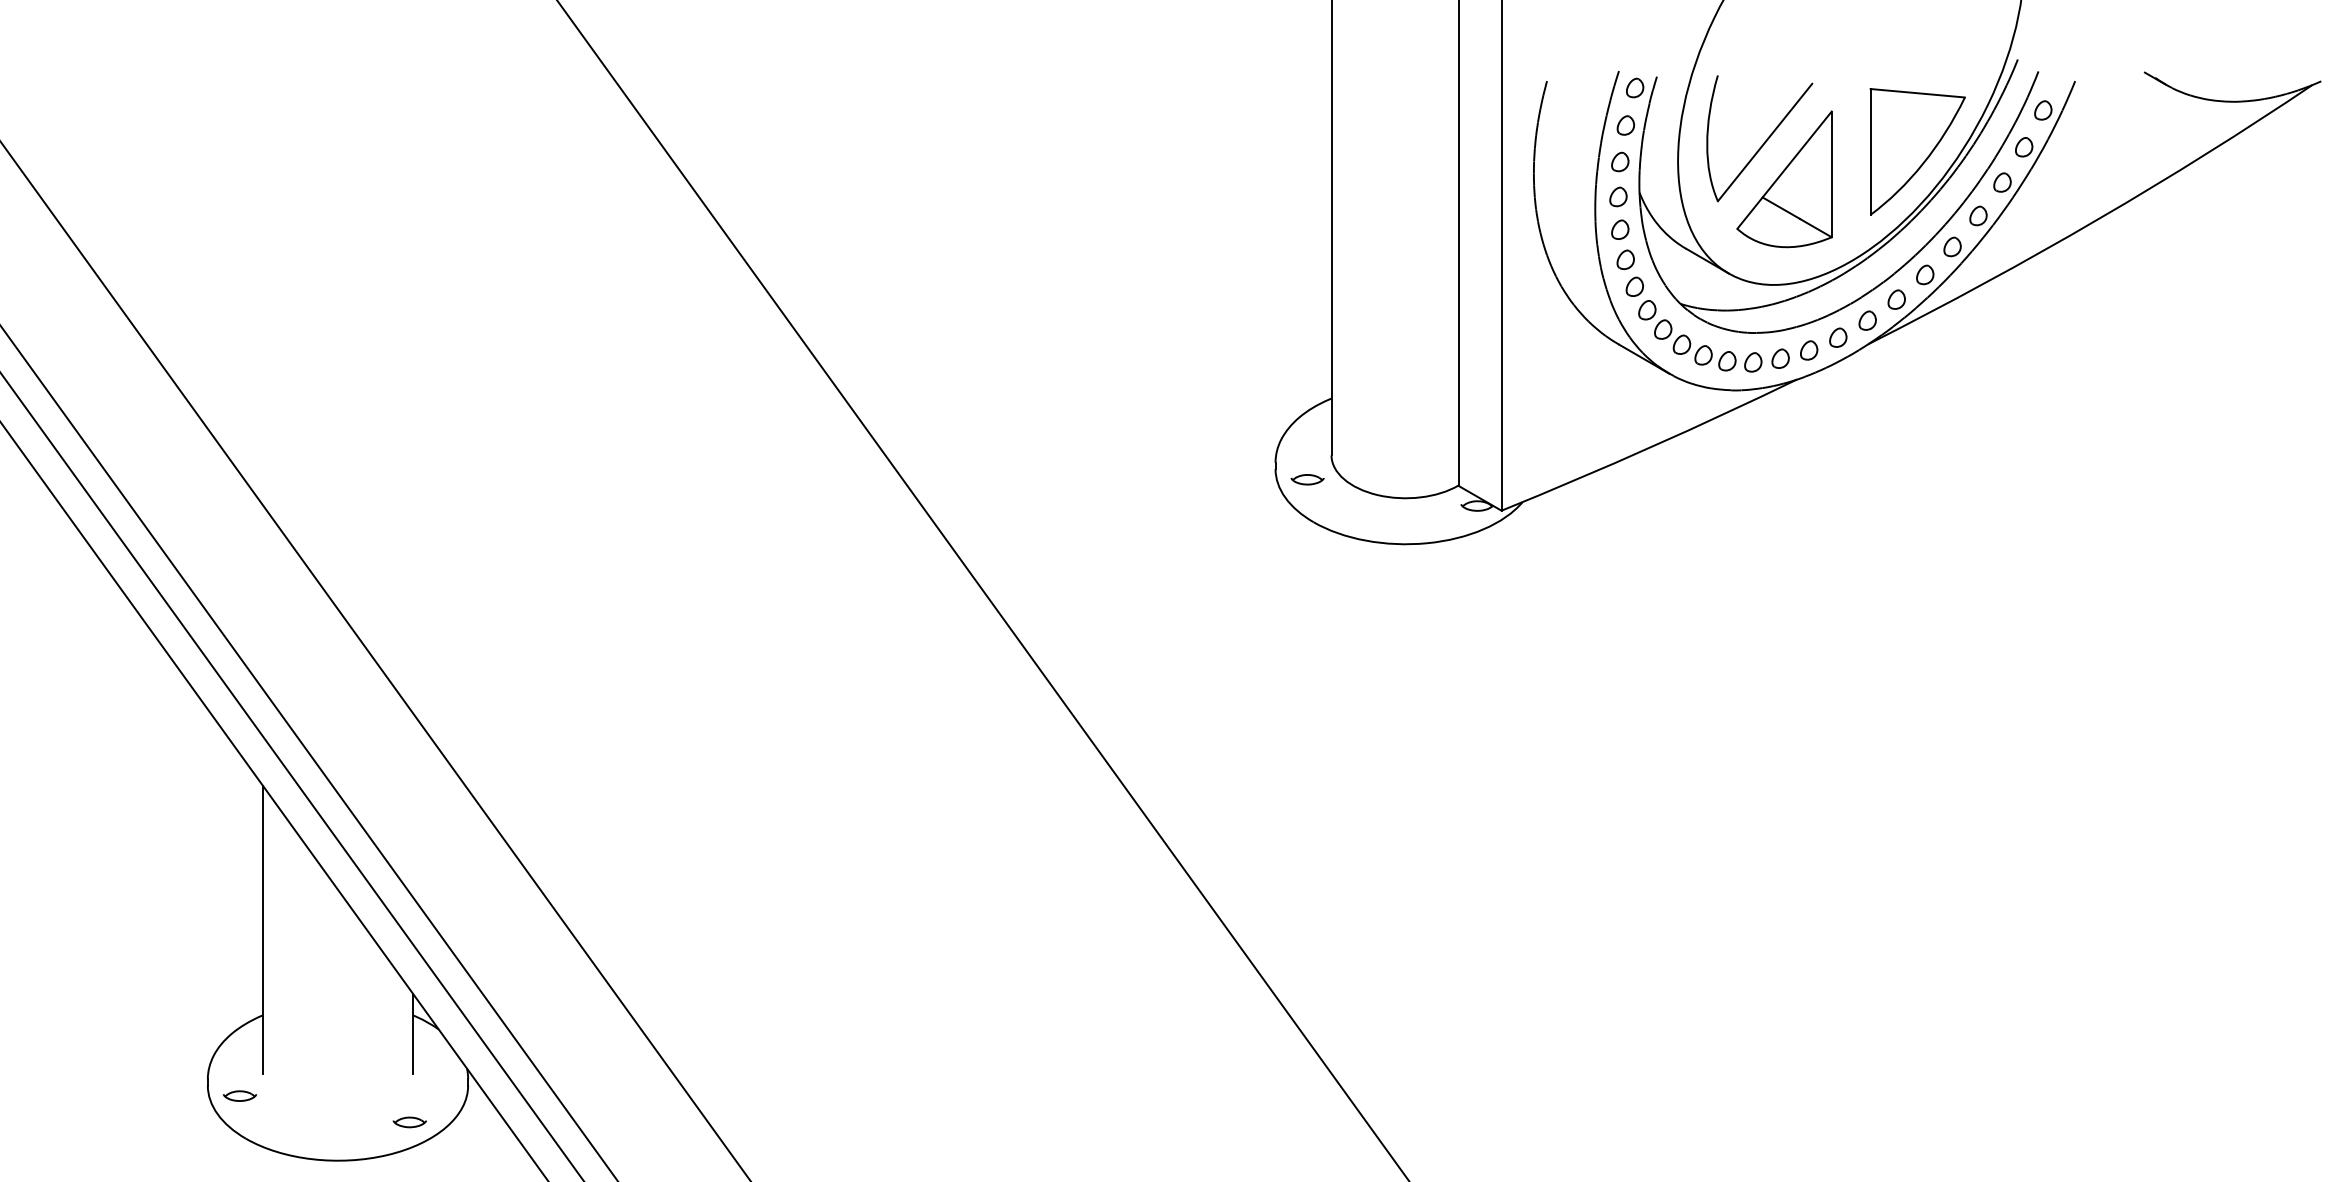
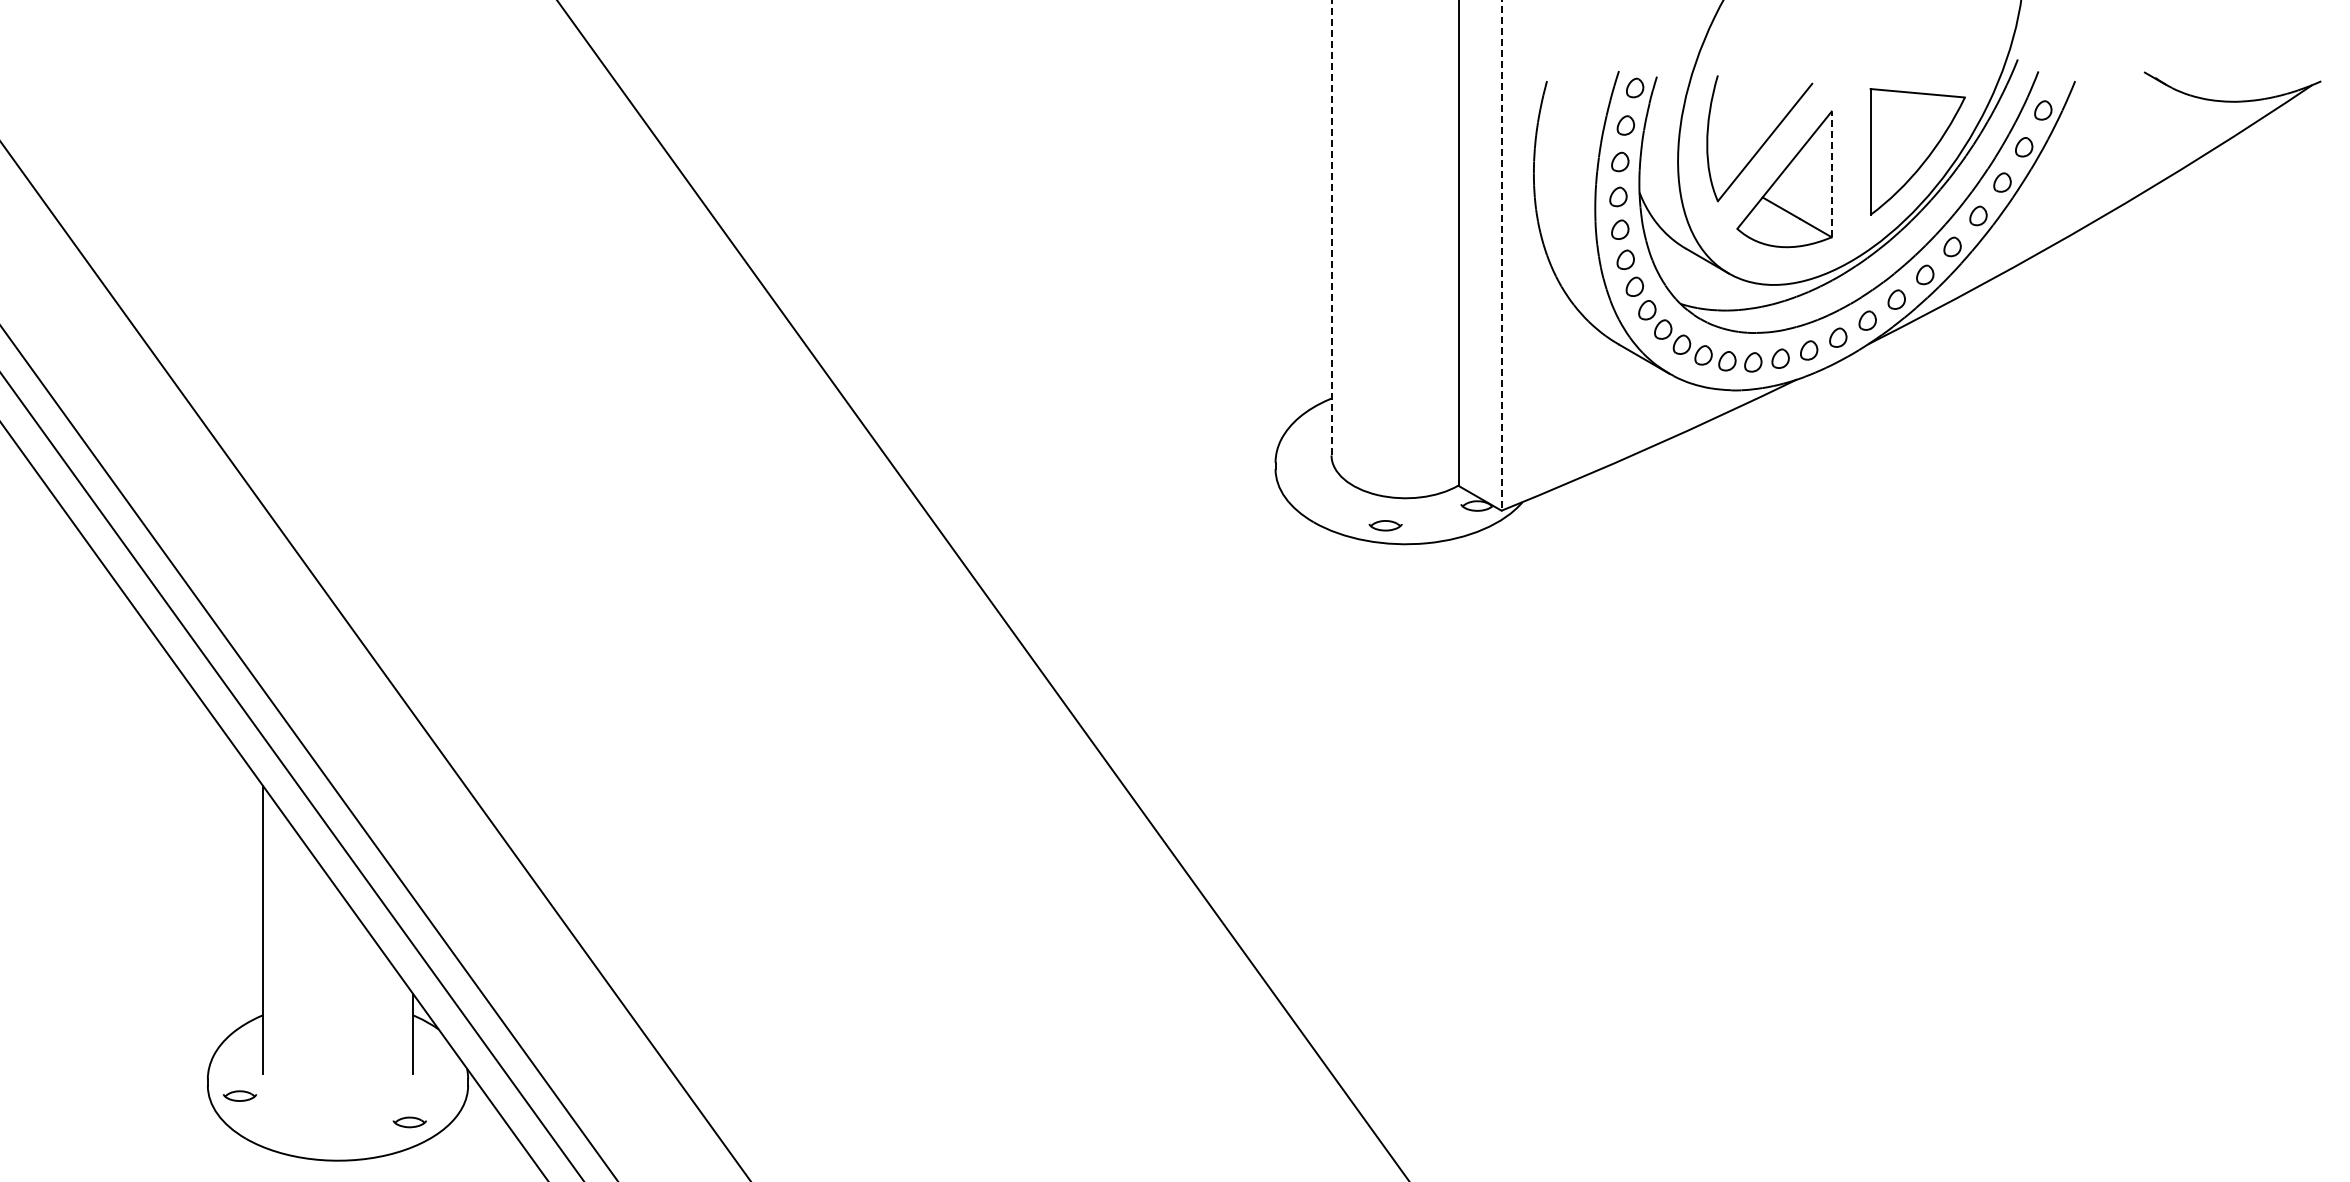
line: solid -> dashed (1831, 174)
line: solid -> dashed (1331, 227)
line: solid -> dashed (1501, 255)
part position: (1307, 479) -> (1385, 525) (1385, 525)
